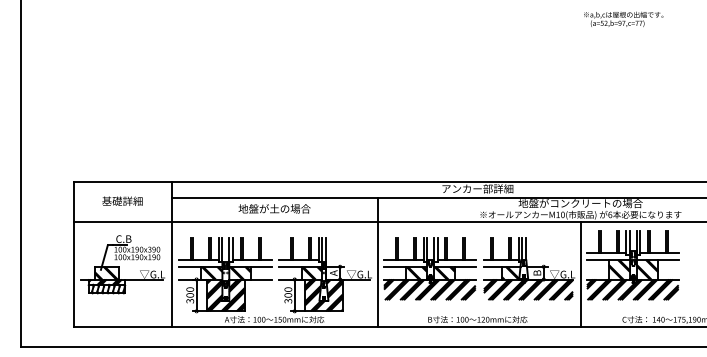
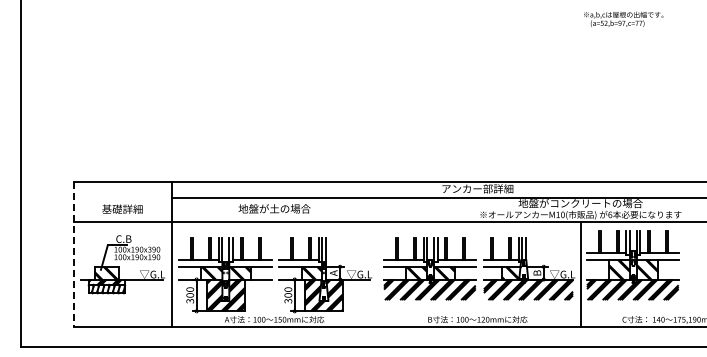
text position: (122, 200) -> (122, 208) (122, 208)
line: solid -> dashed (73, 254)
line: present -> none (377, 262)
